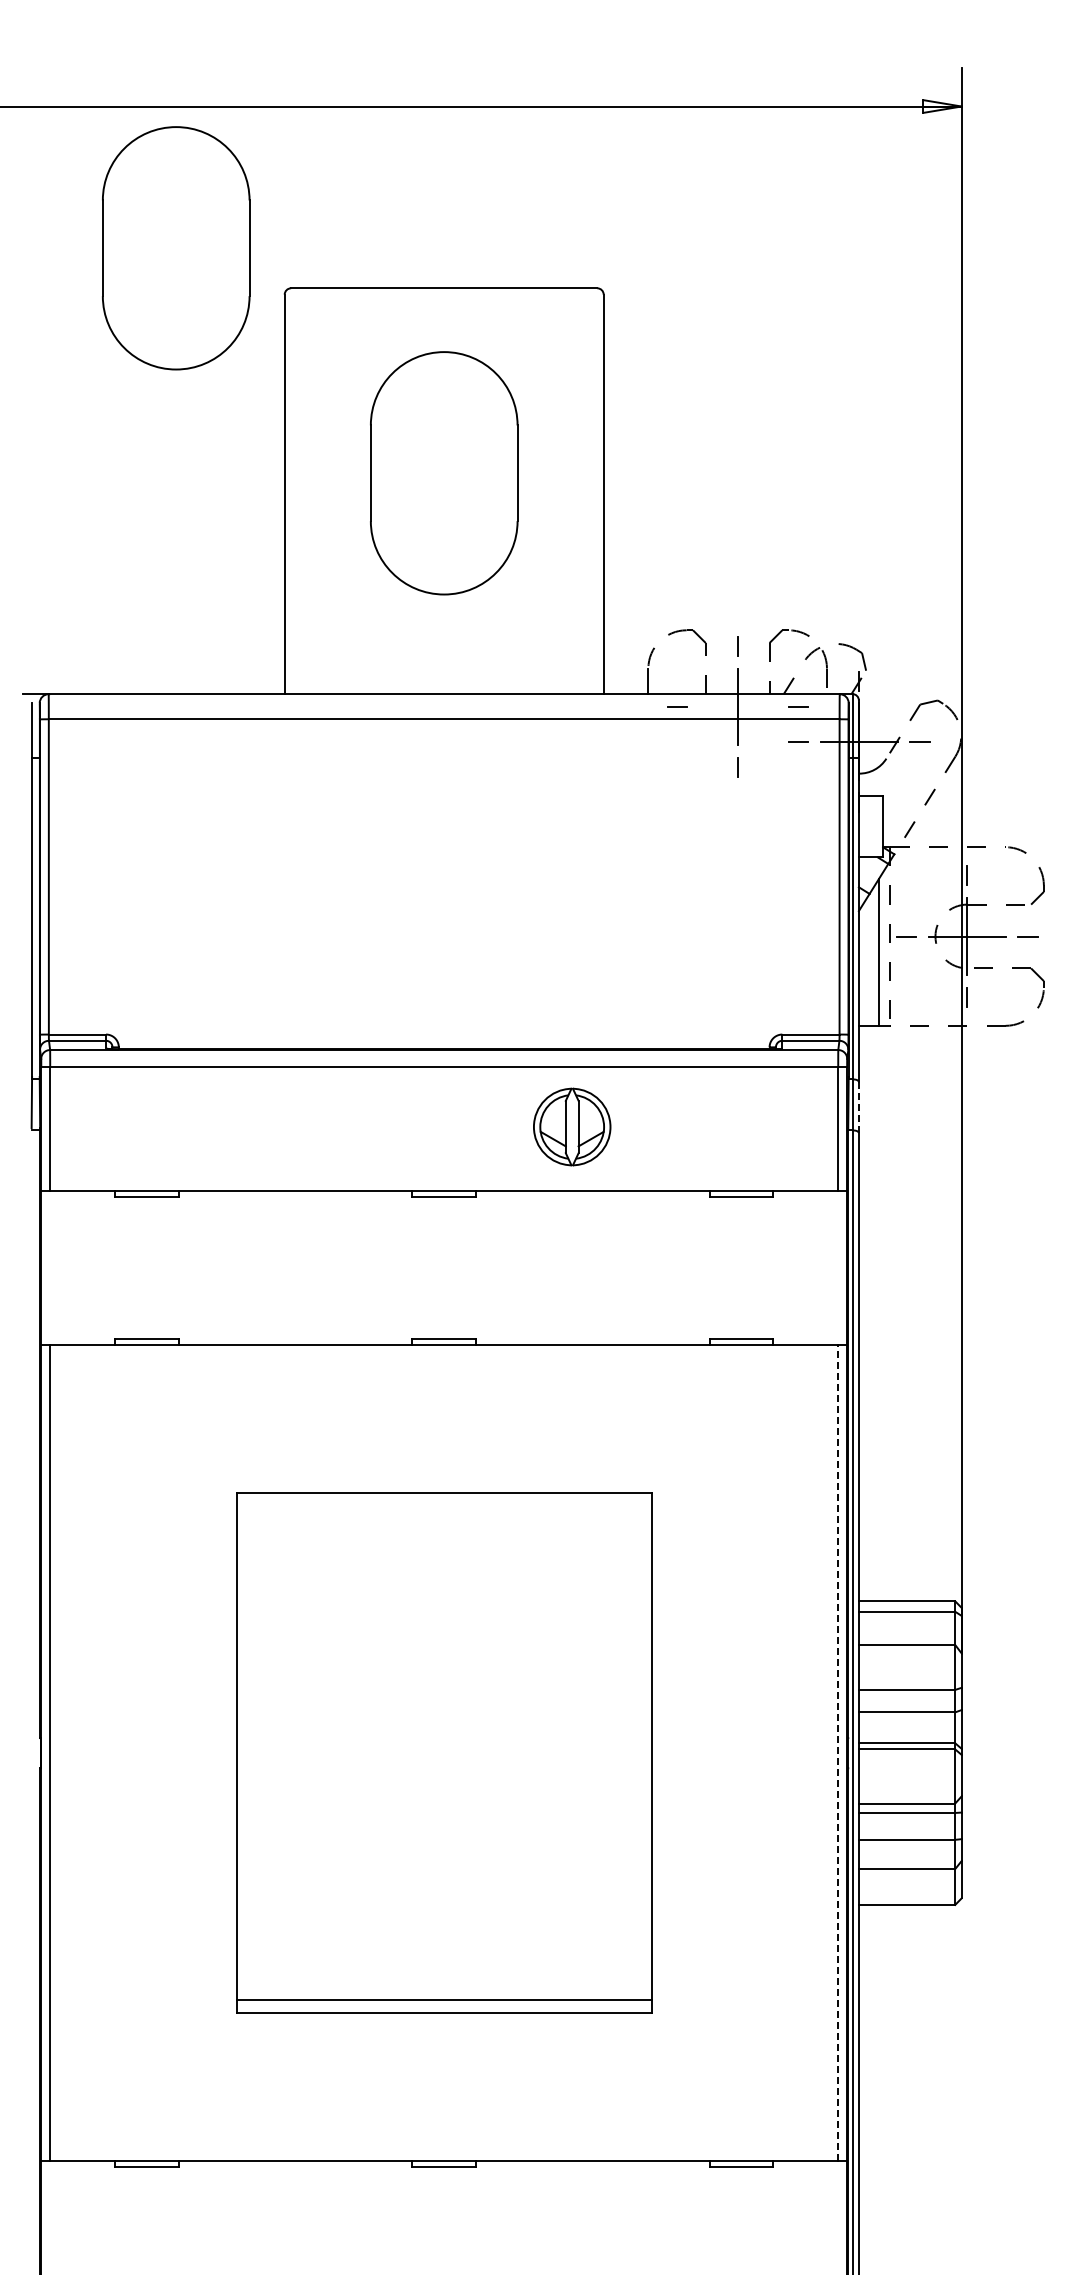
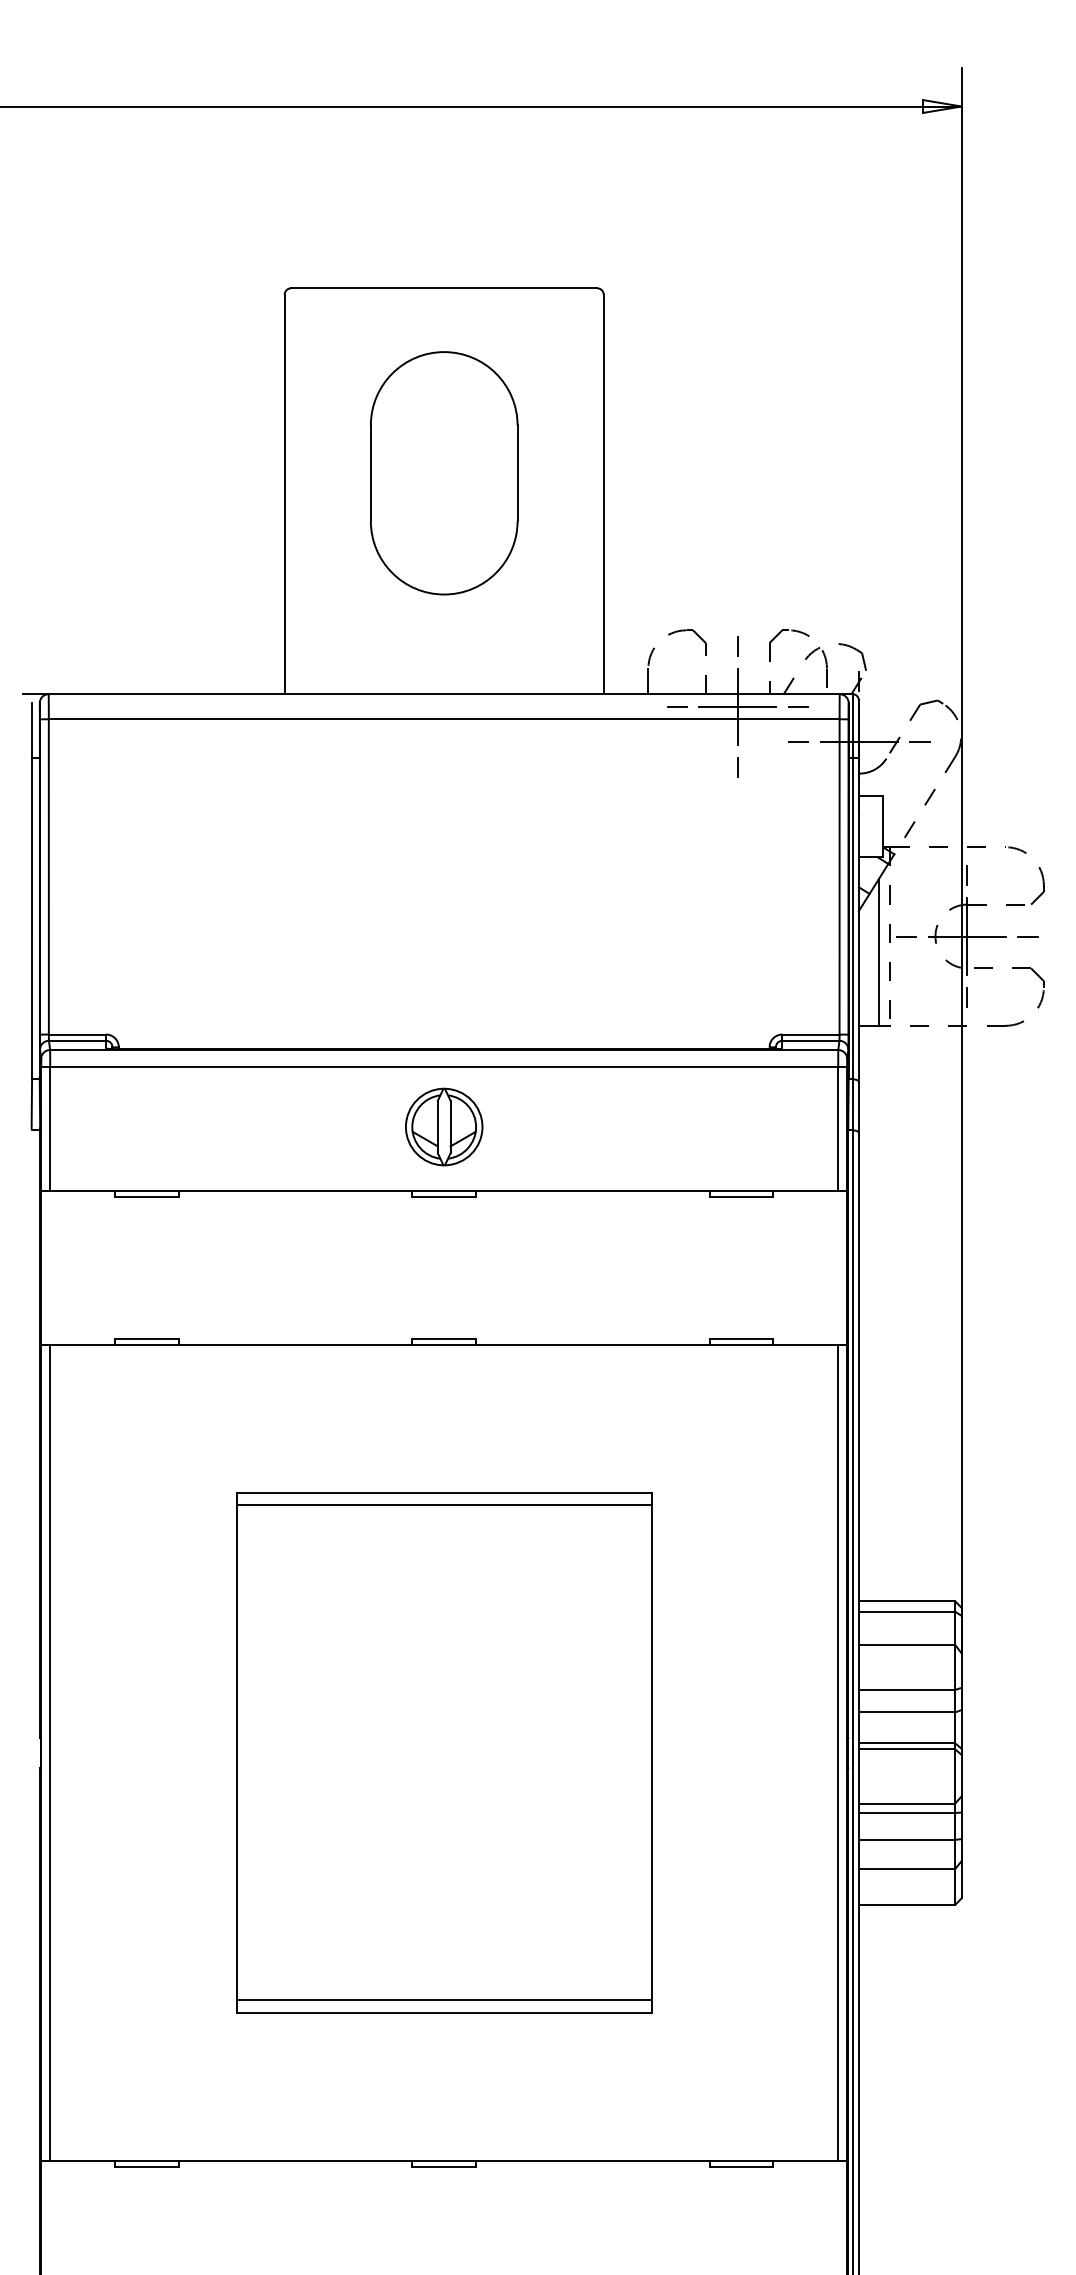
part: present -> none (176, 248)
line: none -> present (737, 706)
line: dashed -> solid (858, 1107)
part position: (572, 1126) -> (444, 1126) (444, 1126)
line: none -> present (443, 1505)
line: dashed -> solid (838, 1752)
